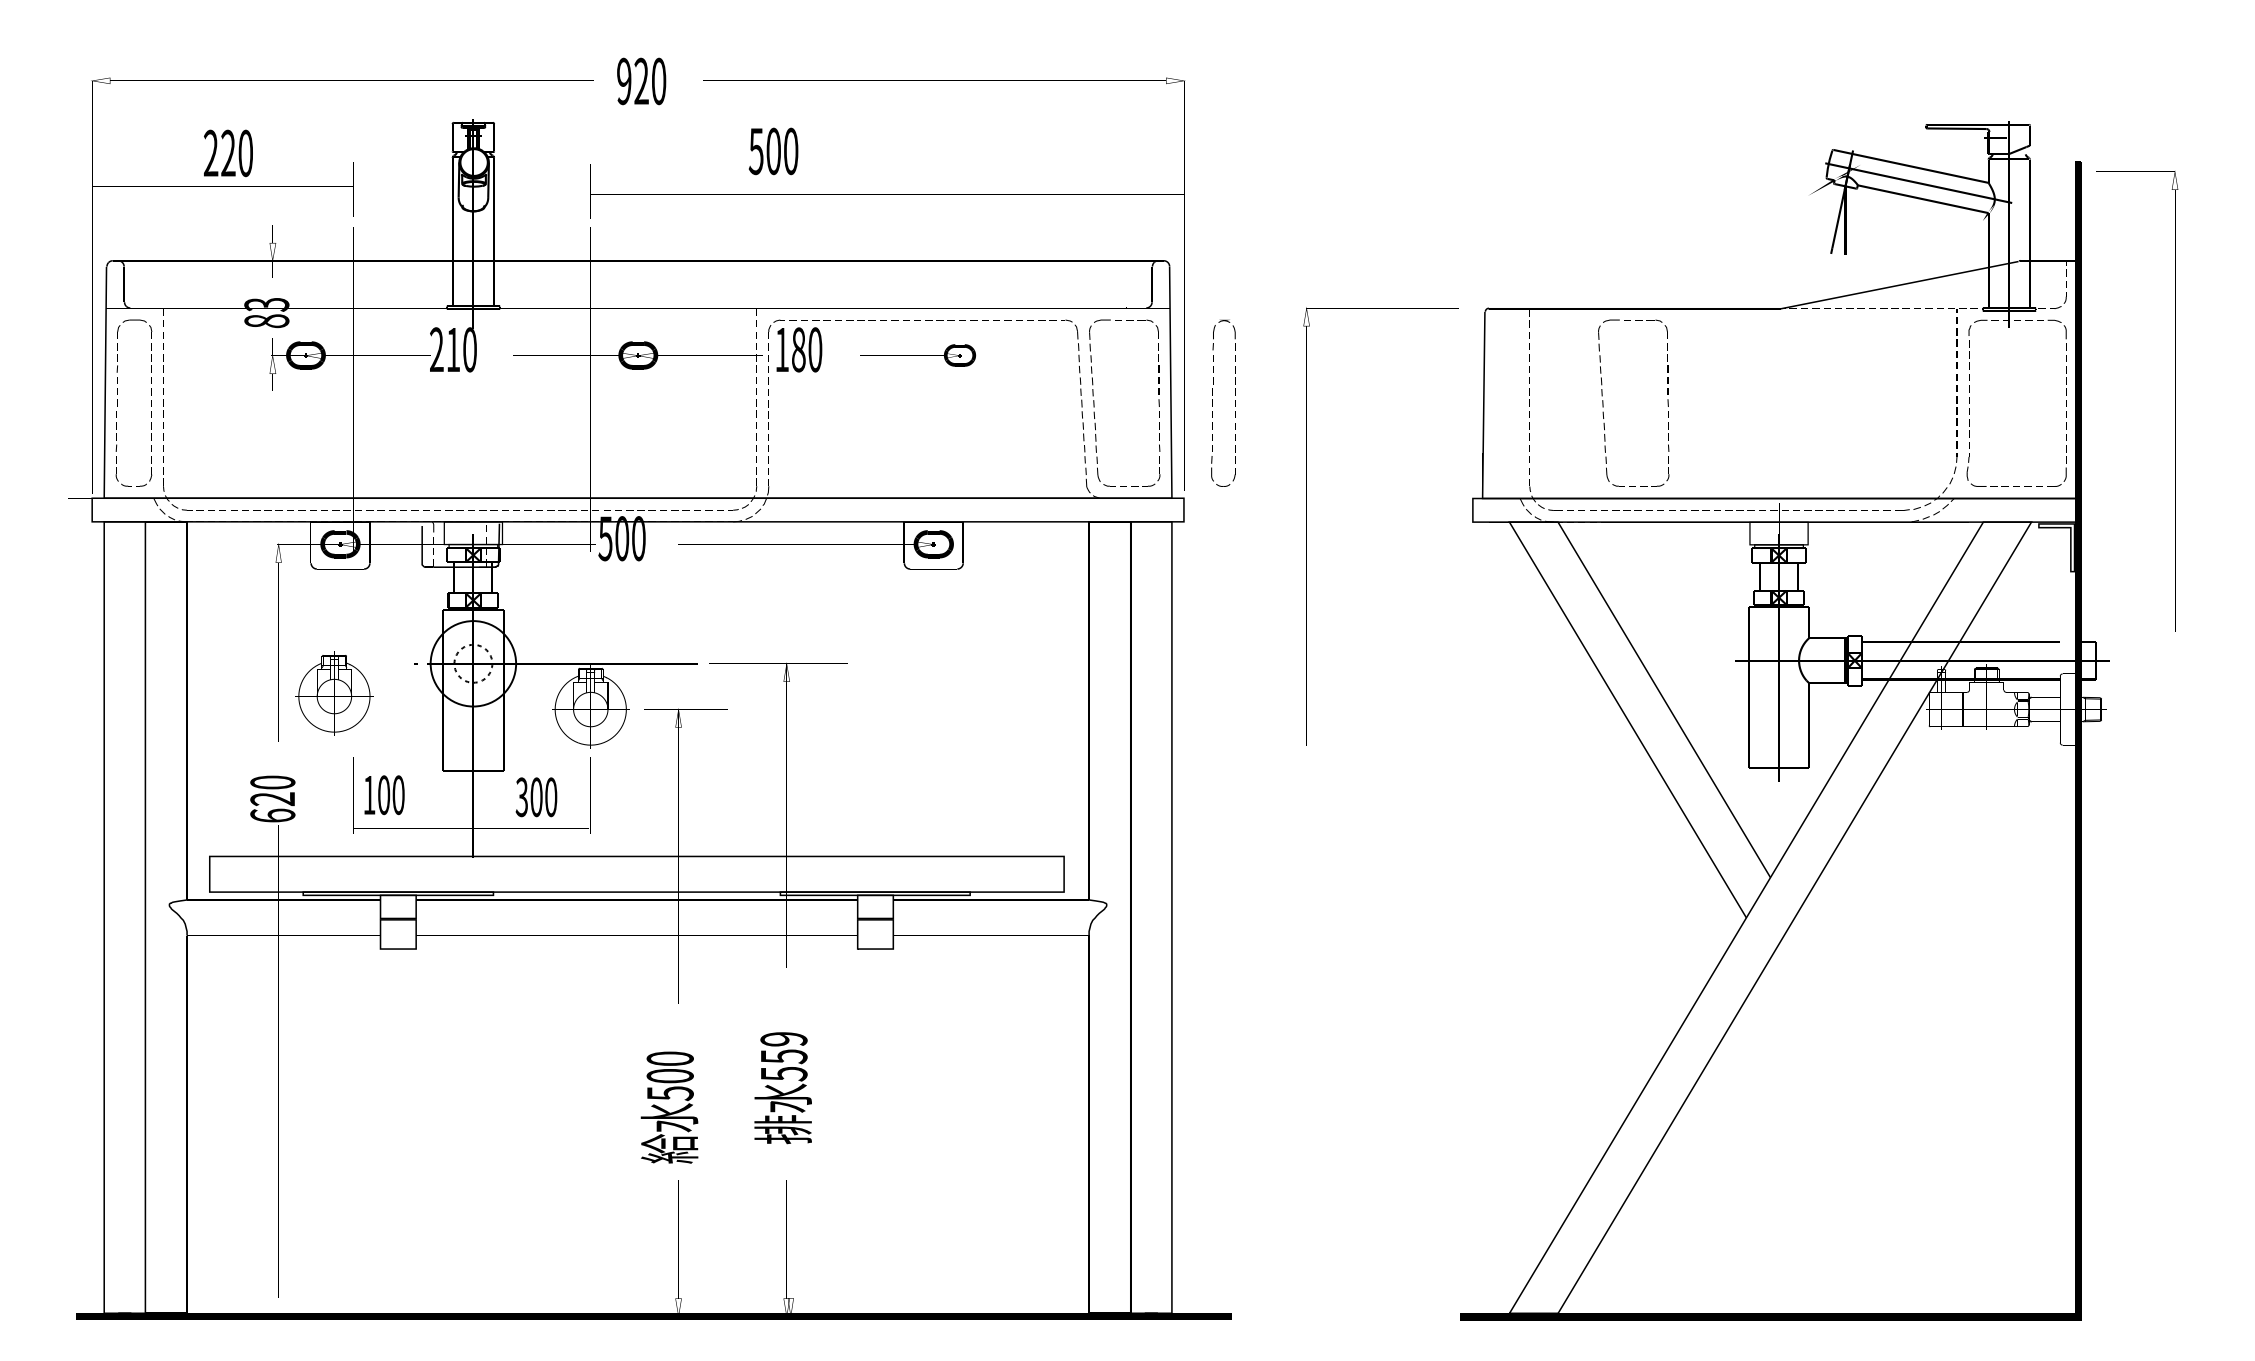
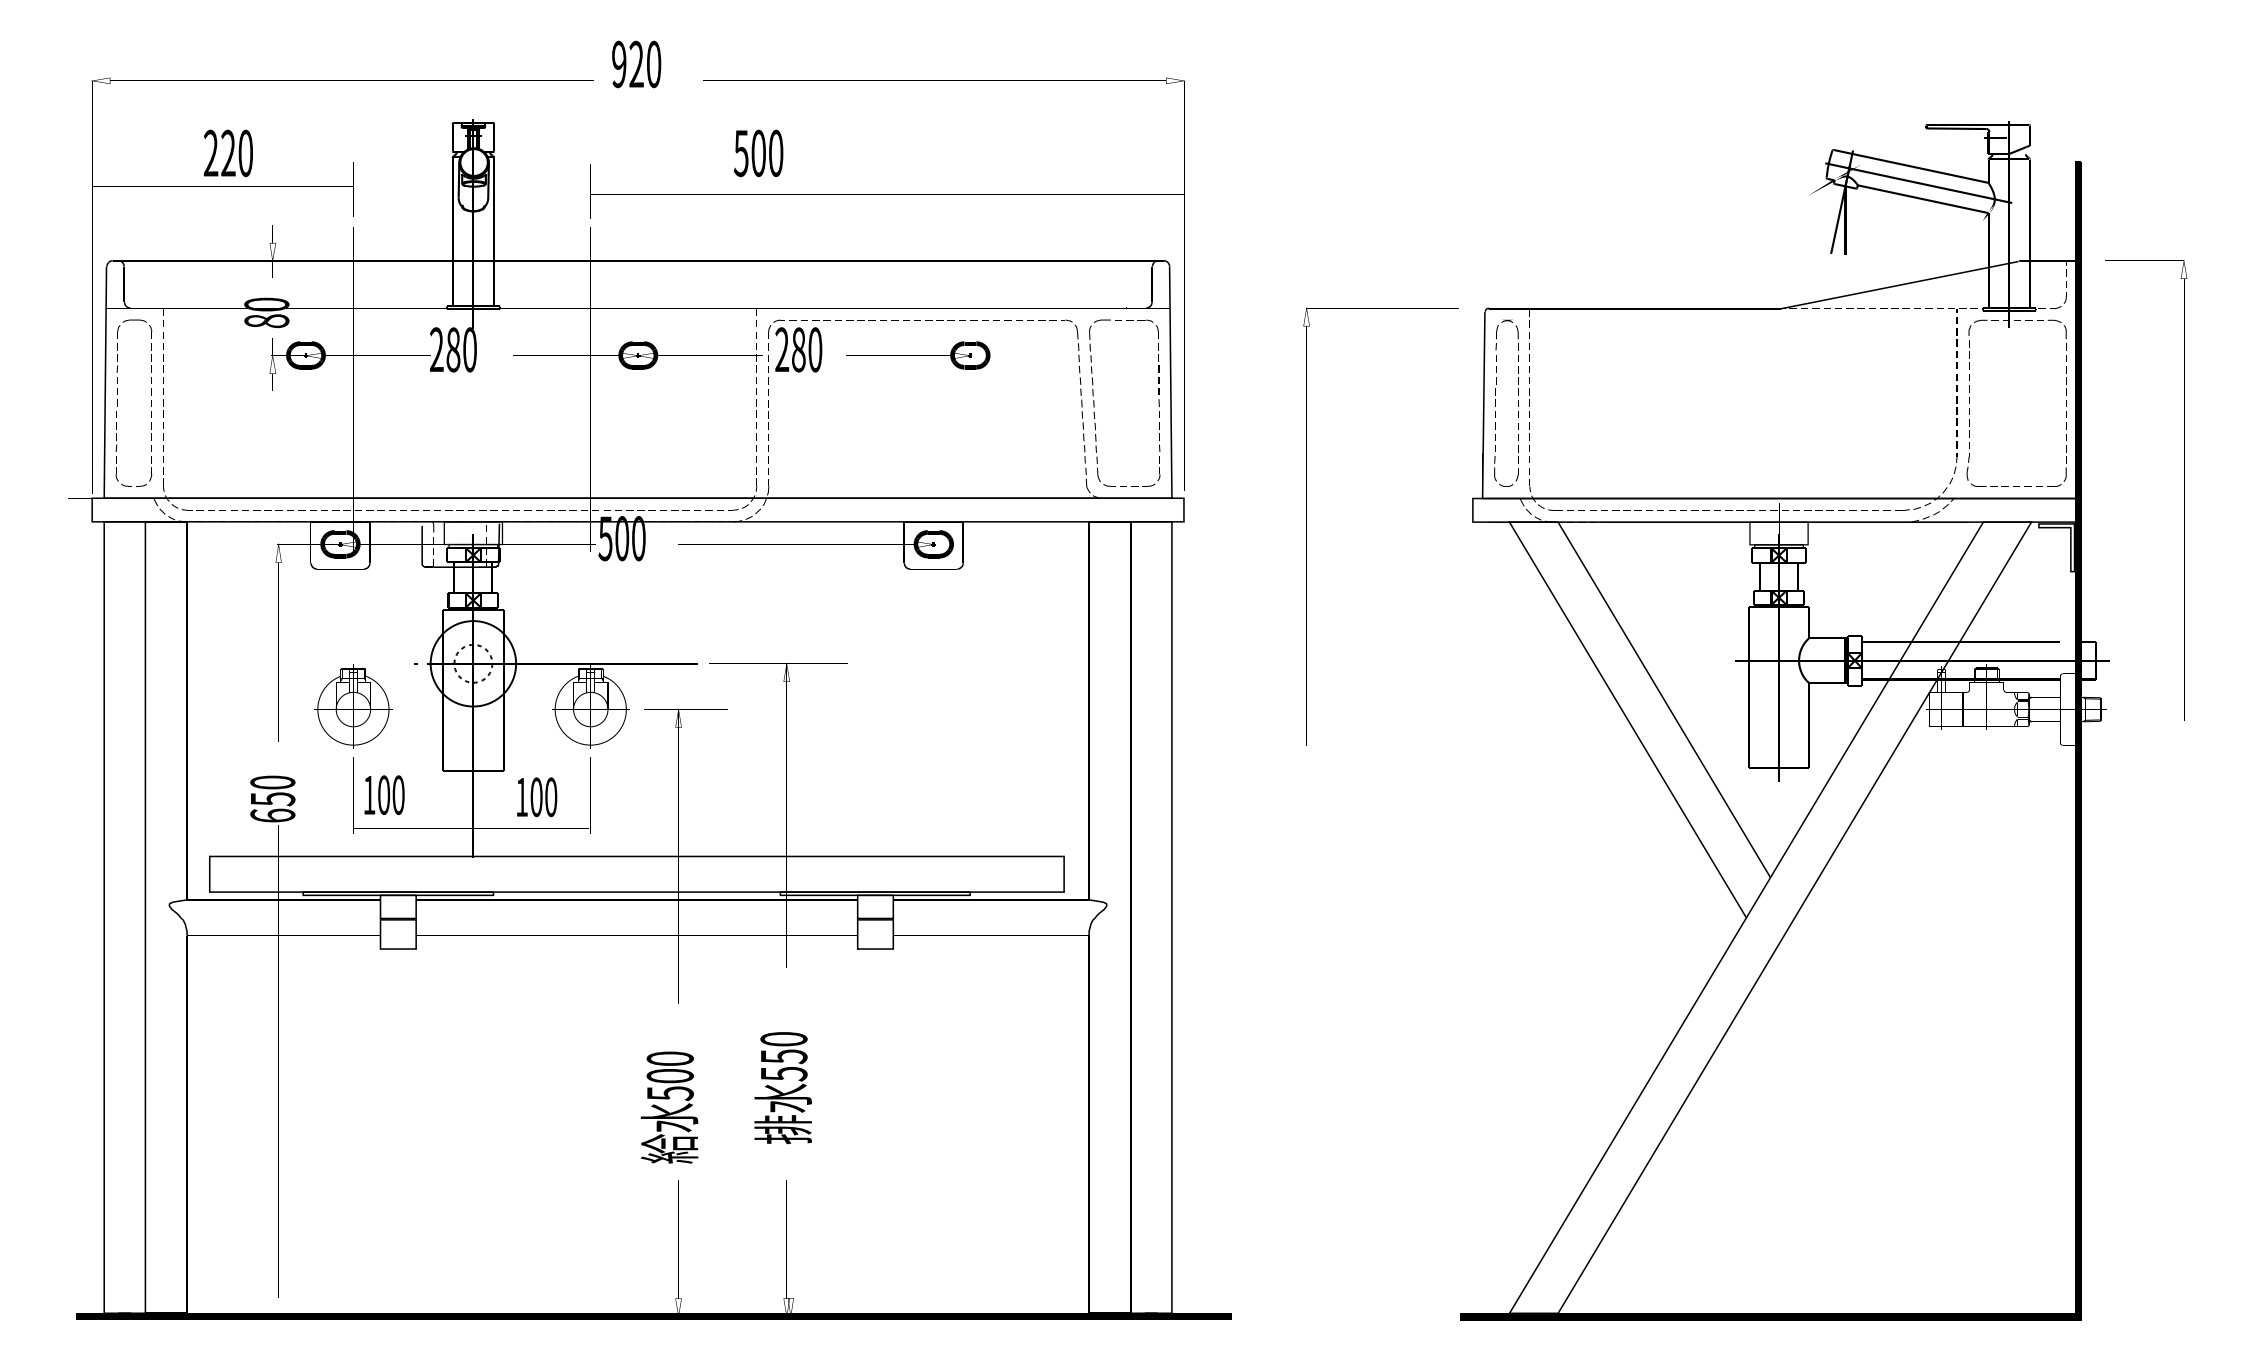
text position: (641, 81) -> (636, 64) (636, 64)
text position: (773, 151) -> (758, 153) (758, 153)
text: 83 -> 80 (266, 304)
text: 210 -> 280 (453, 349)
text: 180 -> 280 (782, 349)
part size: 117x23 px -> 145x29 px (918, 355)
part position: (2175, 401) -> (2184, 490) (2184, 490)
part position: (1212, 402) -> (1495, 402) (1495, 402)
part: present -> none (1603, 402)
part position: (334, 693) -> (353, 706) (353, 706)
text: 300 -> 100 (521, 797)
text: 620 -> 650 (272, 799)
text: 559 -> 550 (783, 1039)
